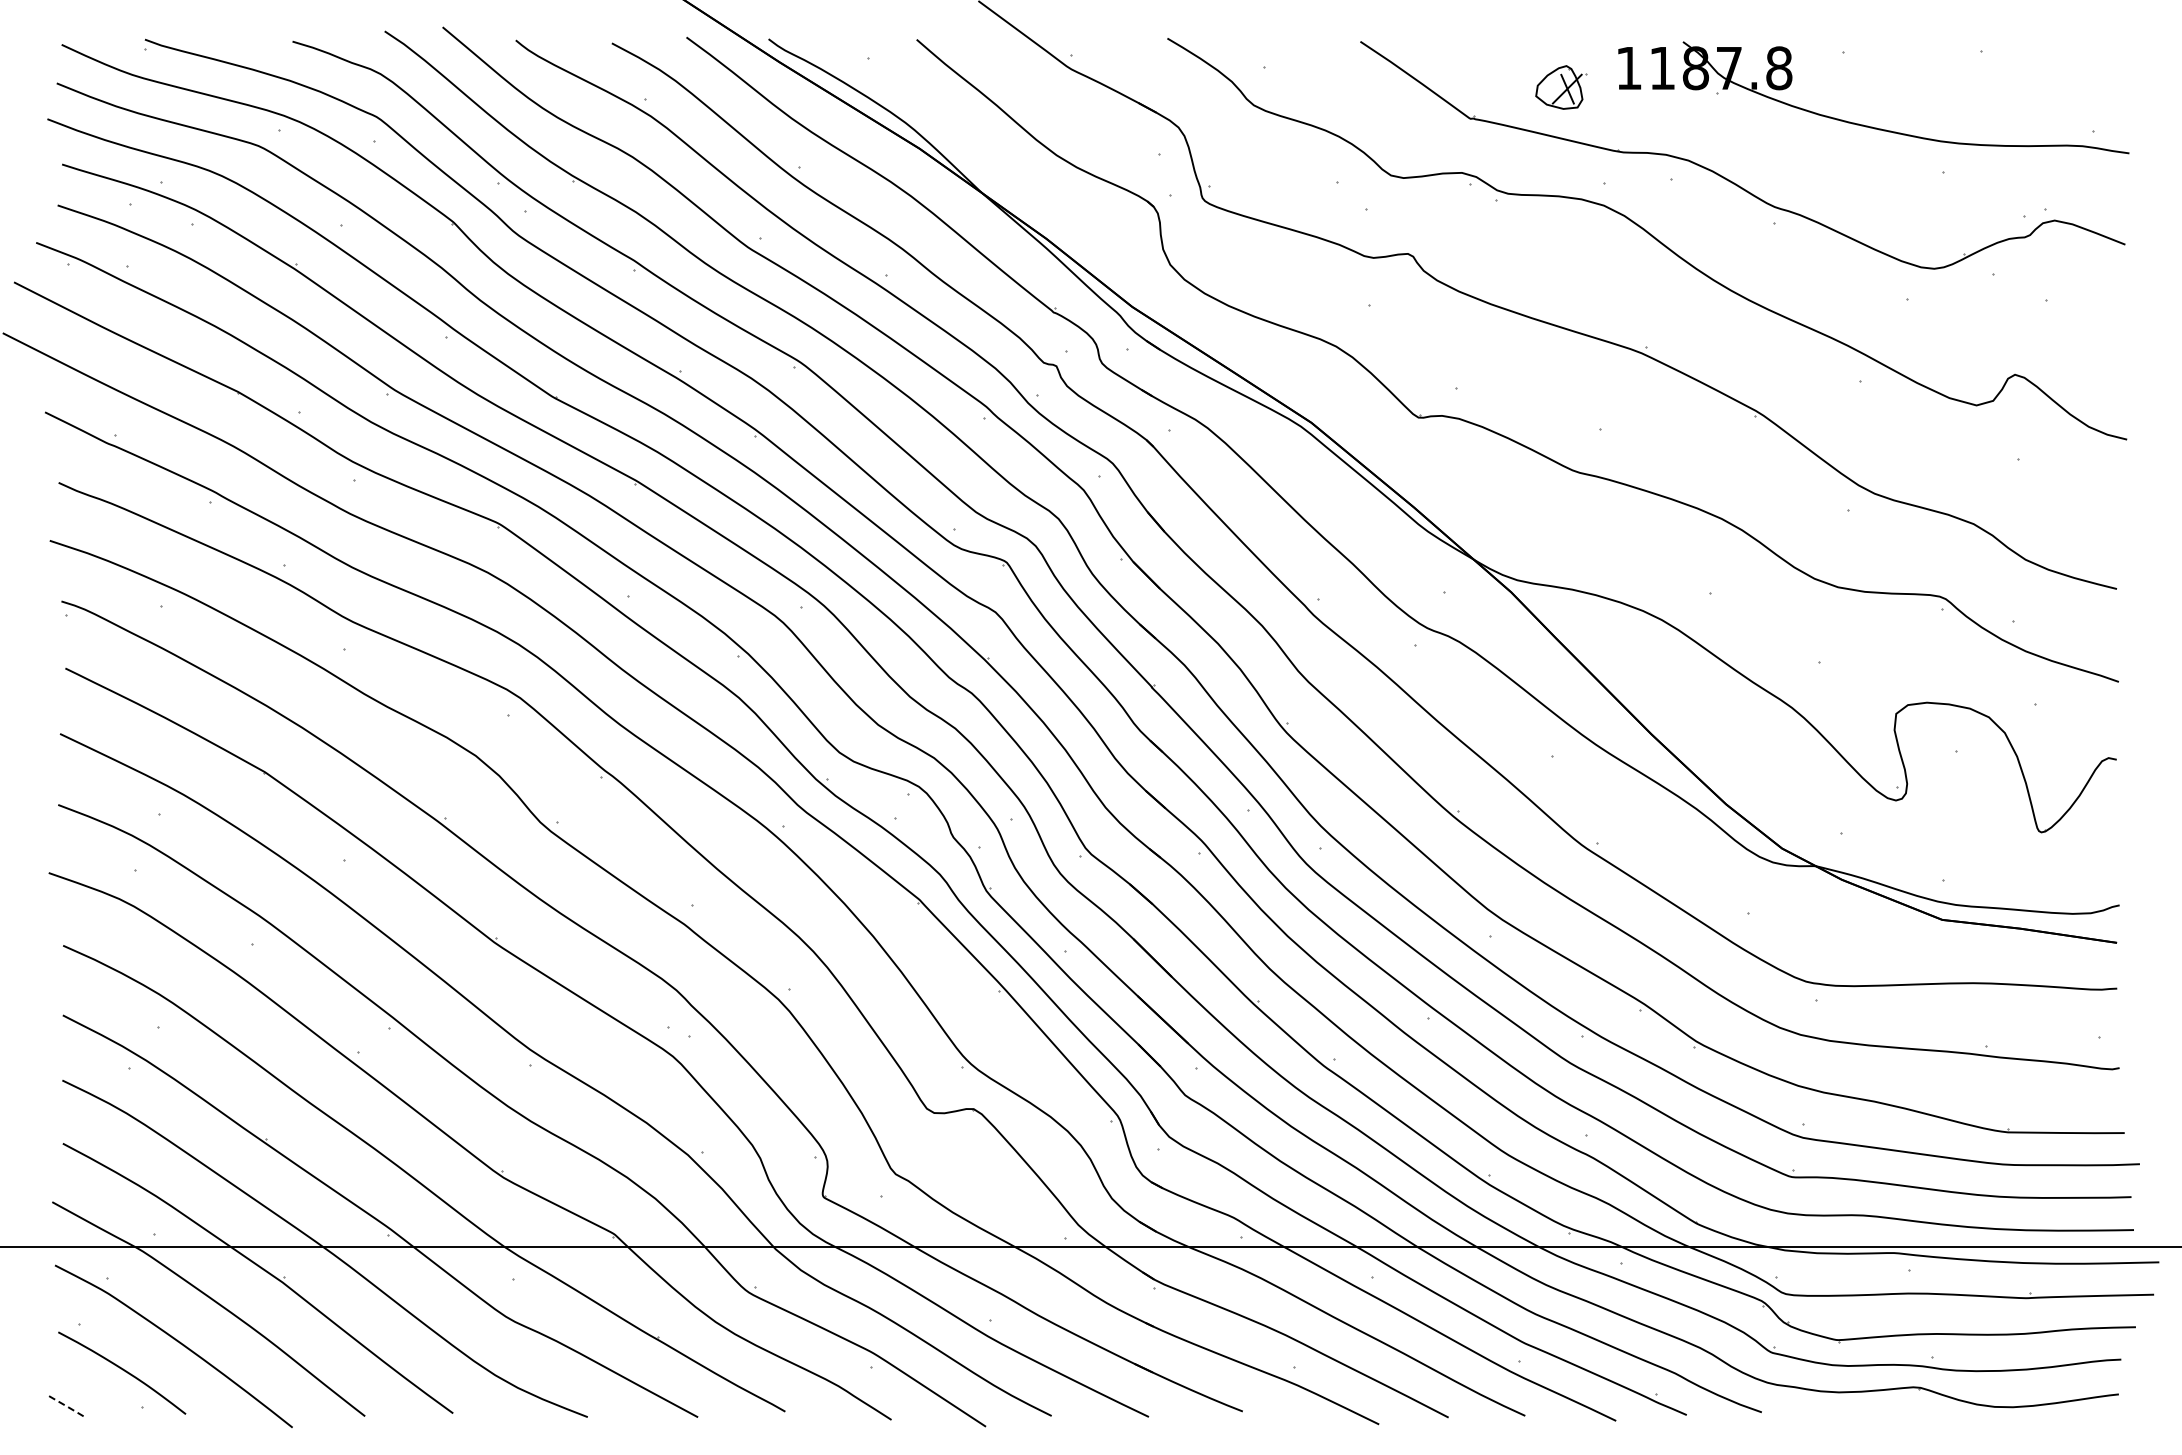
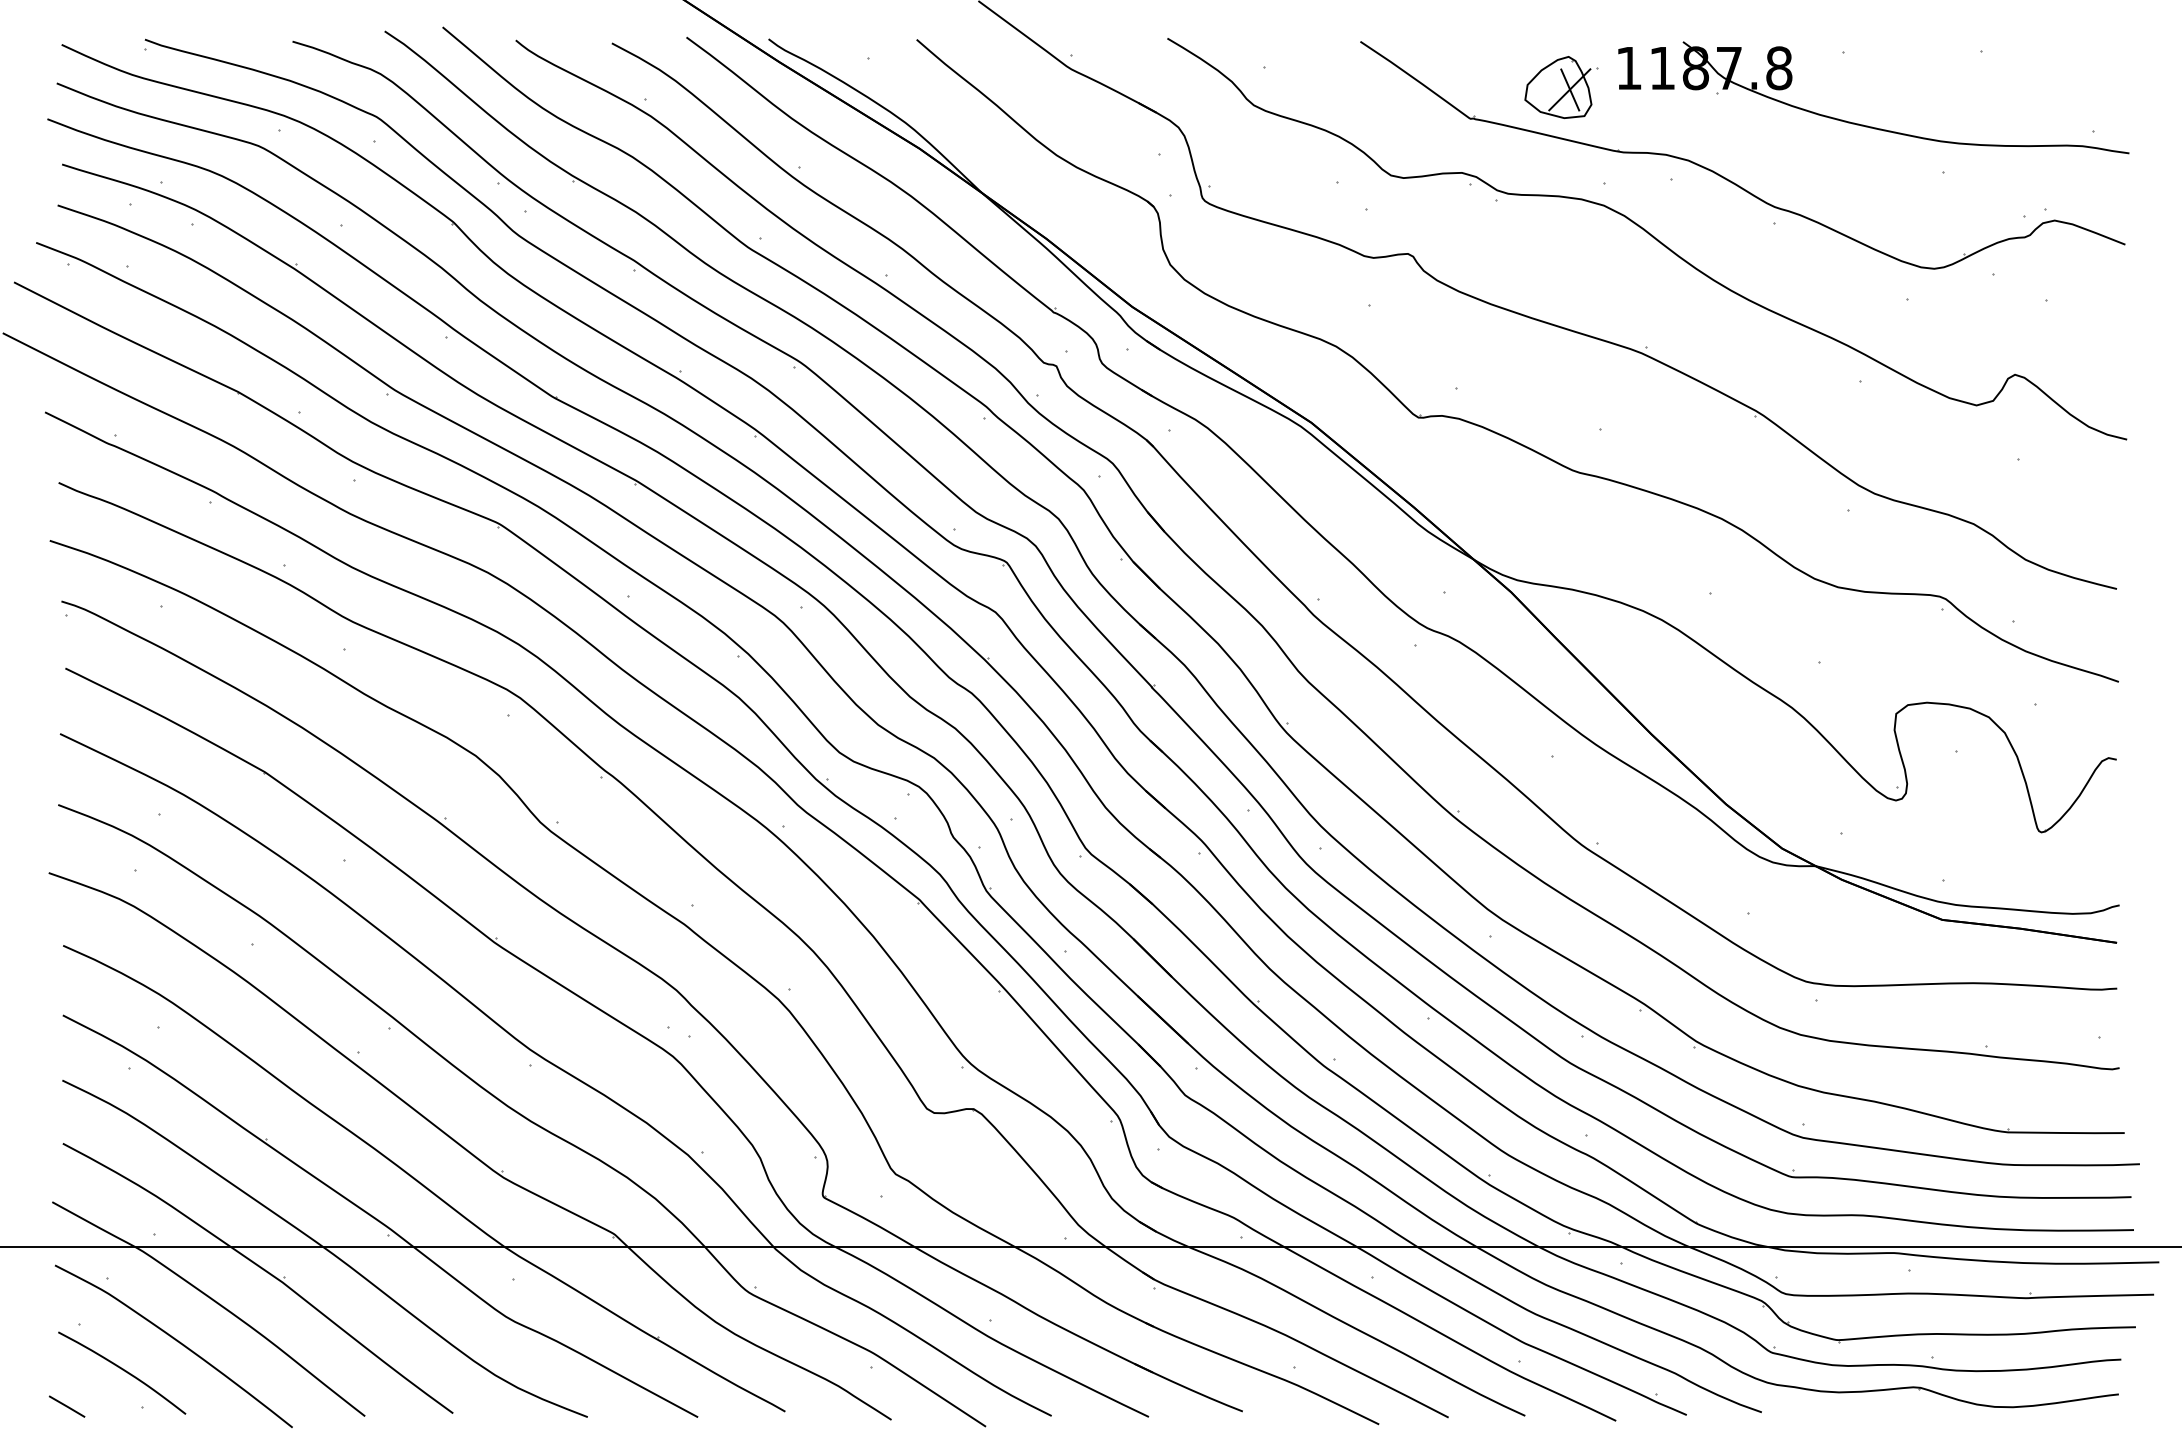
part size: 53x45 px -> 75x63 px (1561, 87)
line: dashed -> solid (67, 1406)
